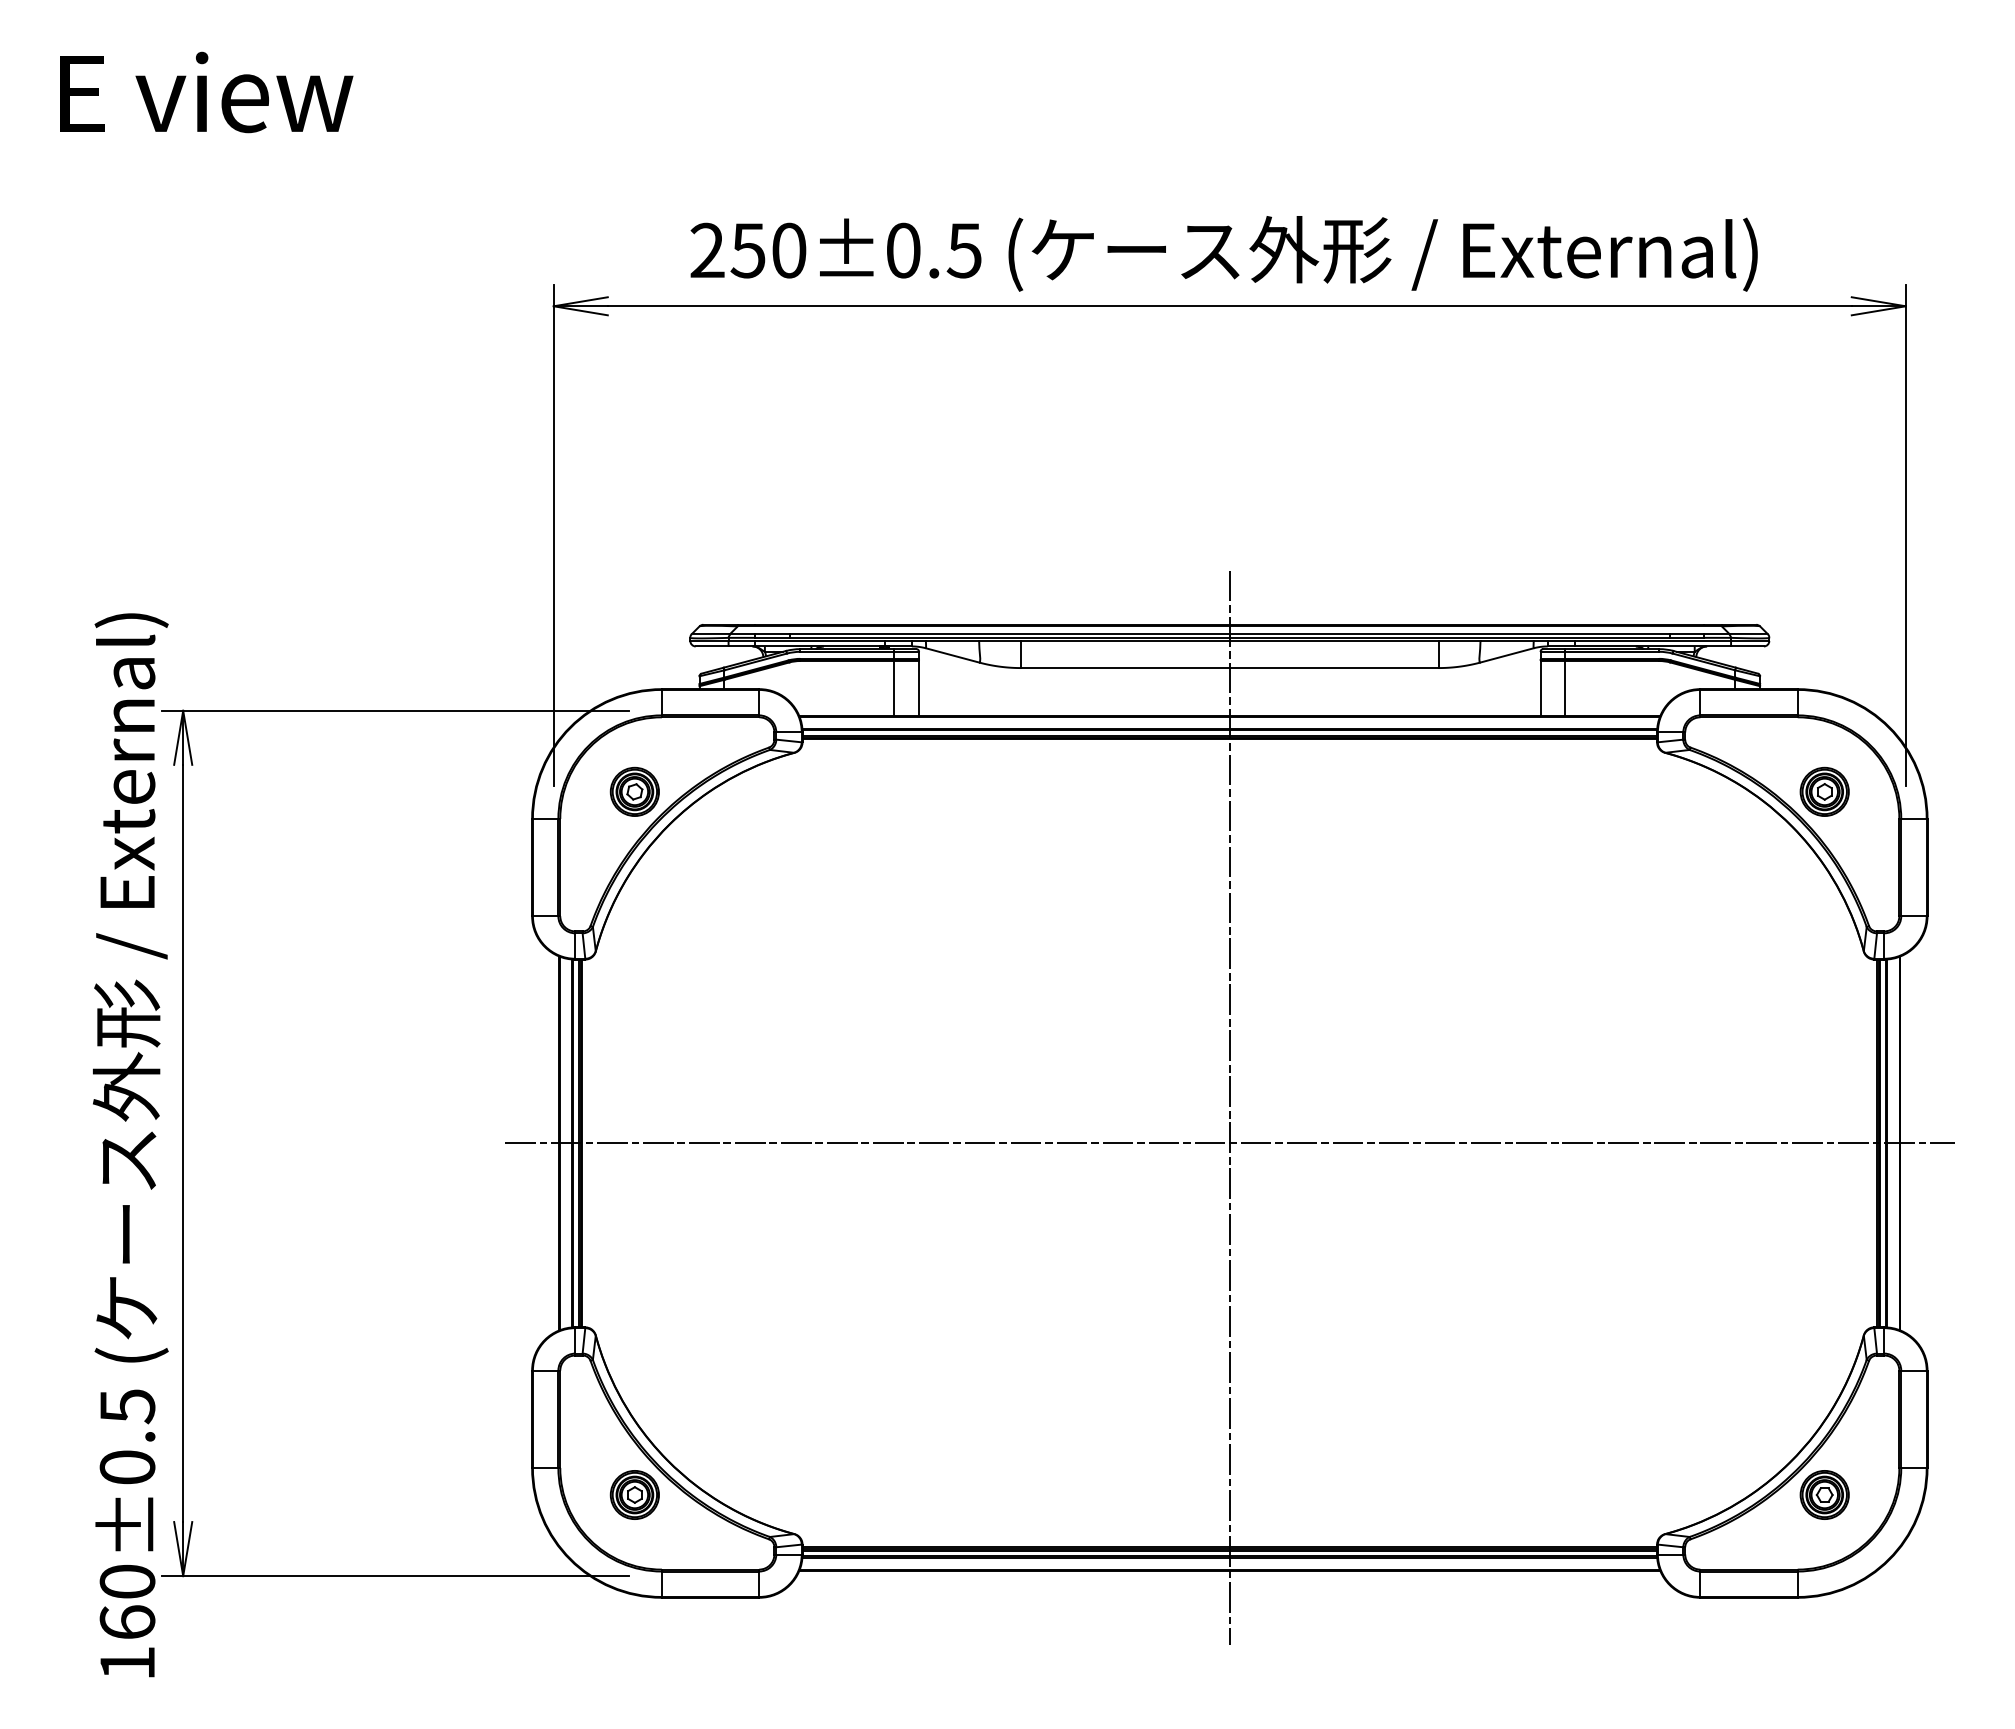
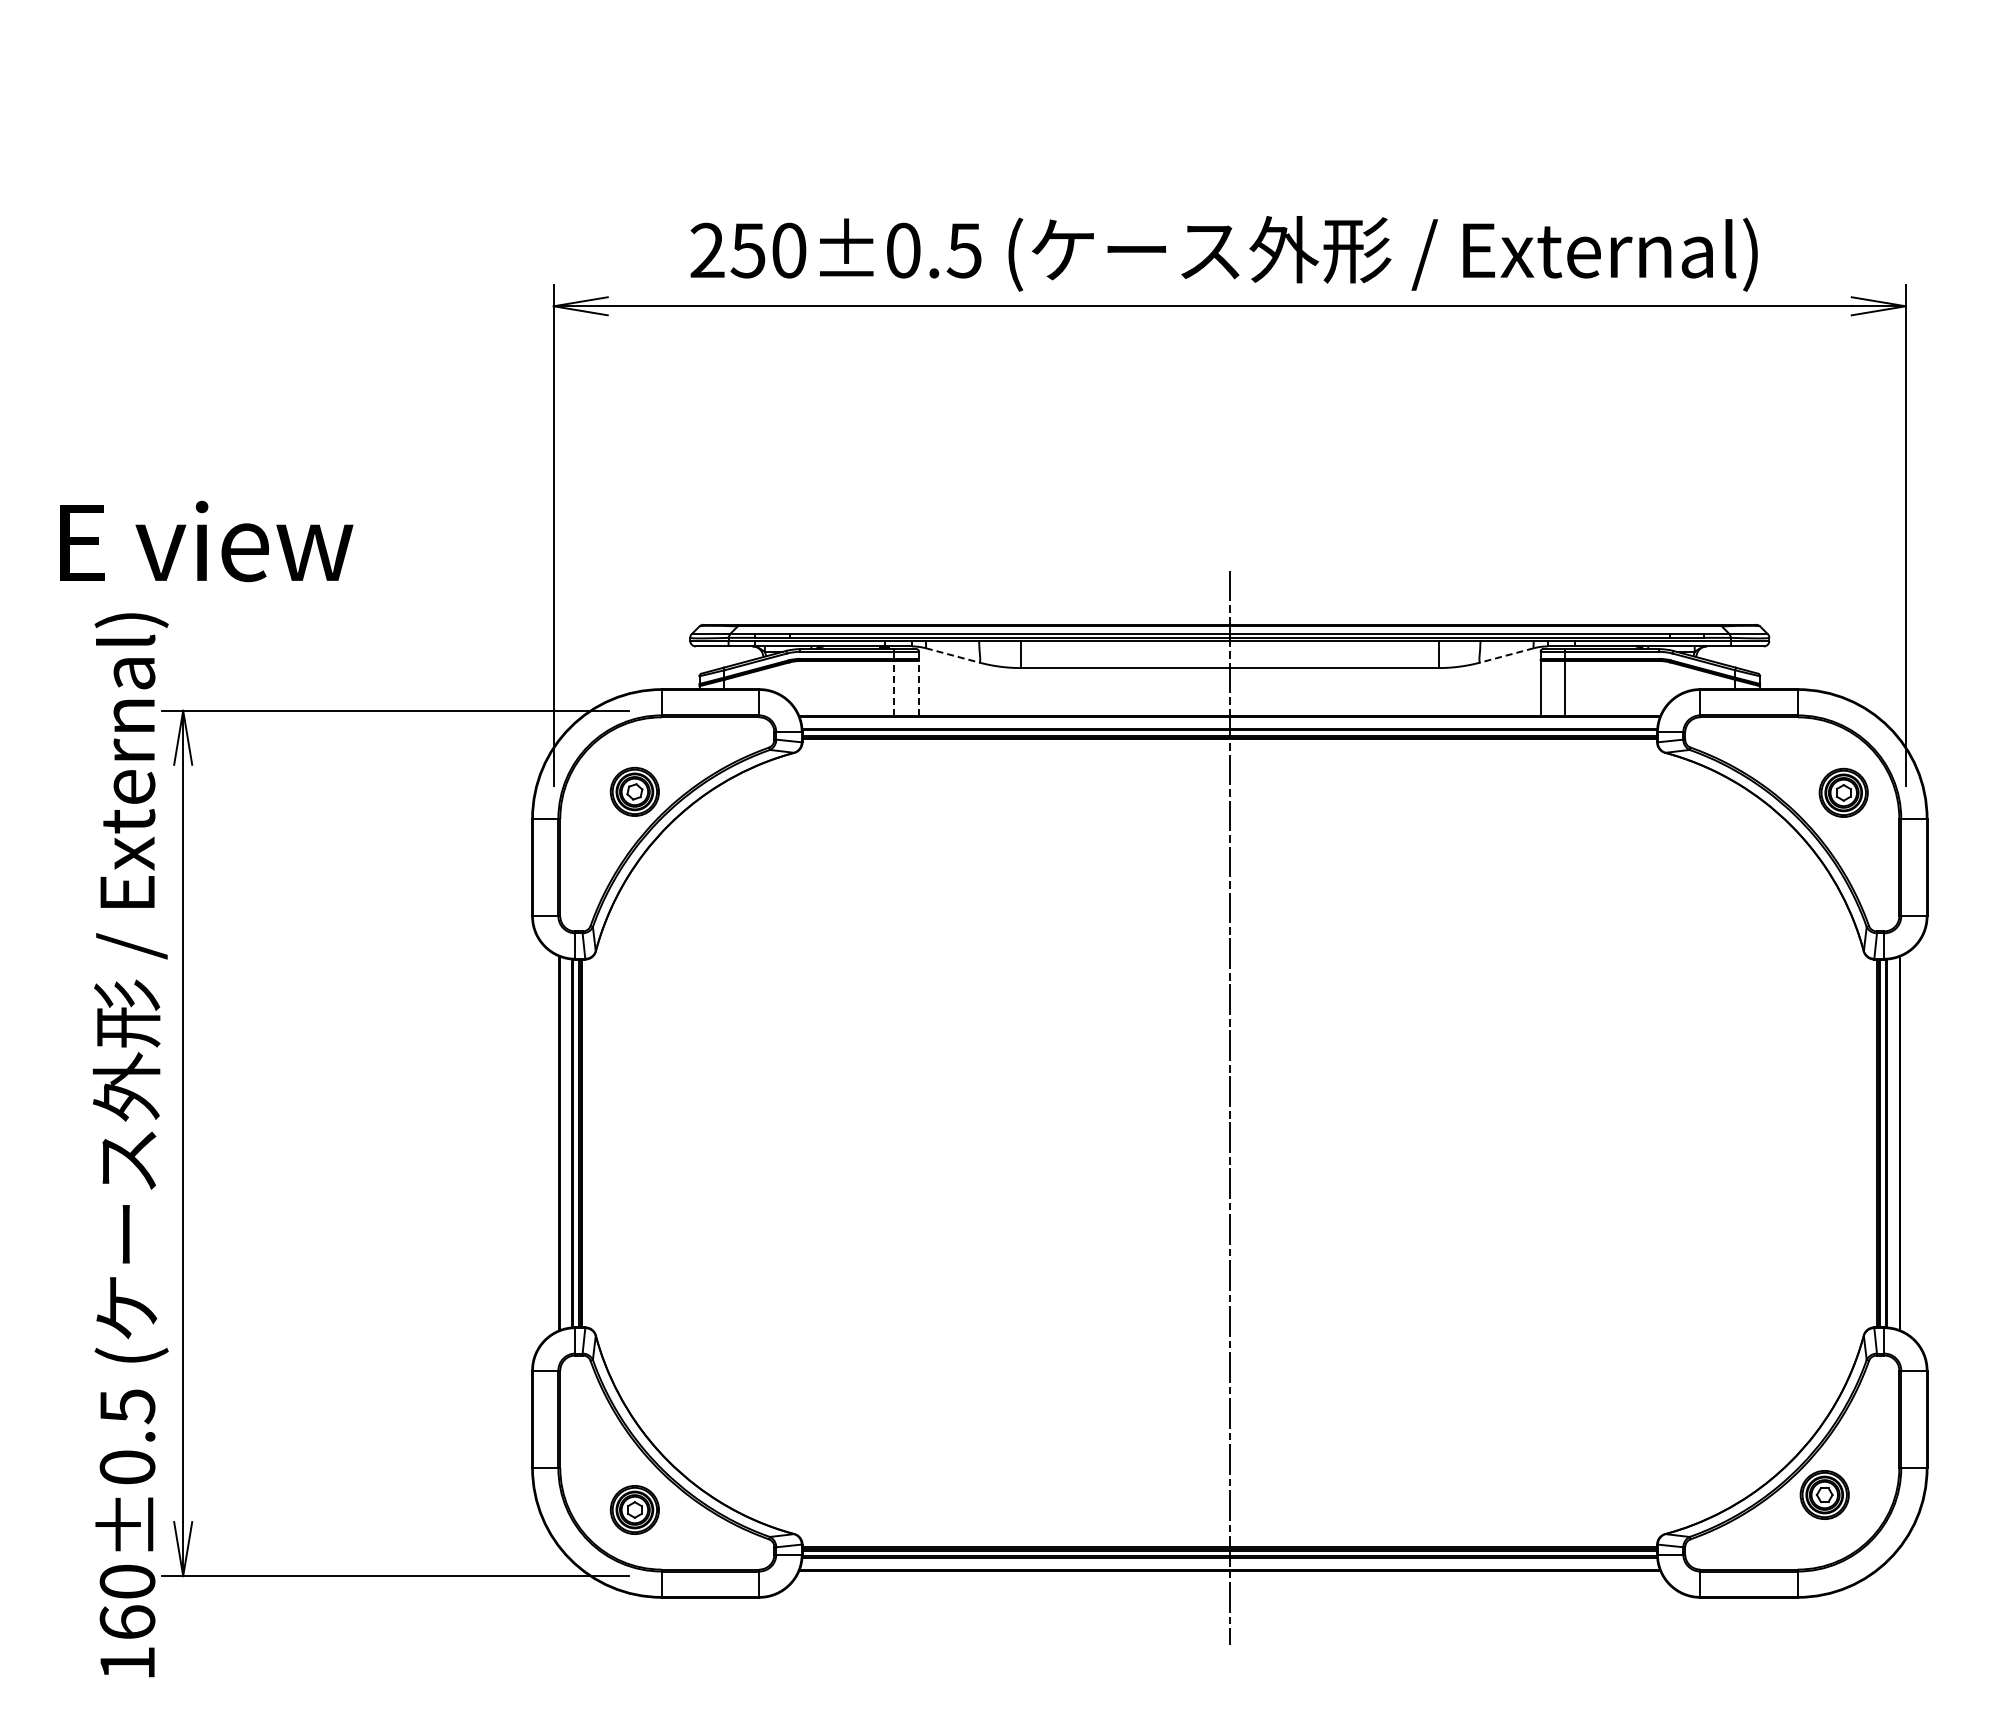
text position: (206, 92) -> (206, 541) (206, 541)
line: solid -> dashed (952, 655)
line: solid -> dashed (1507, 655)
line: solid -> dashed (894, 688)
line: solid -> dashed (919, 688)
part position: (1824, 791) -> (1843, 792) (1843, 792)
line: present -> none (1229, 1143)
part position: (634, 1494) -> (634, 1509) (634, 1509)
